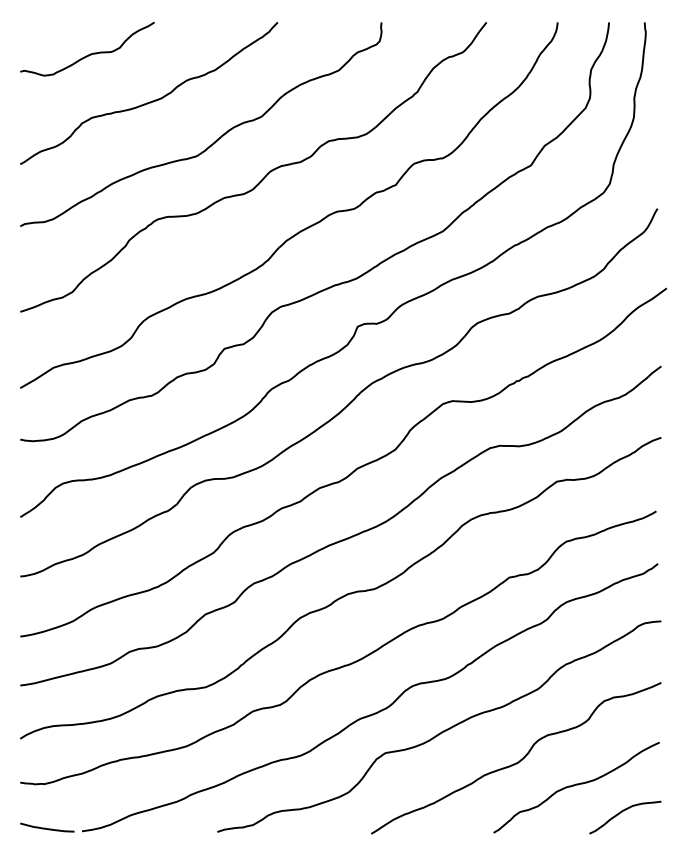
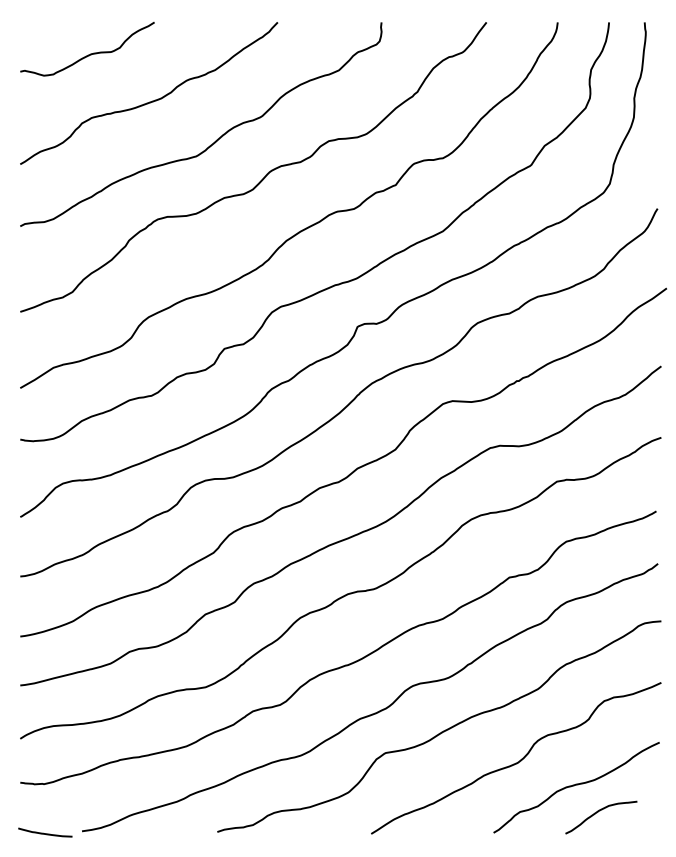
curve position: (622, 812) -> (598, 812) (598, 812)
curve position: (47, 828) -> (45, 833) (45, 833)
